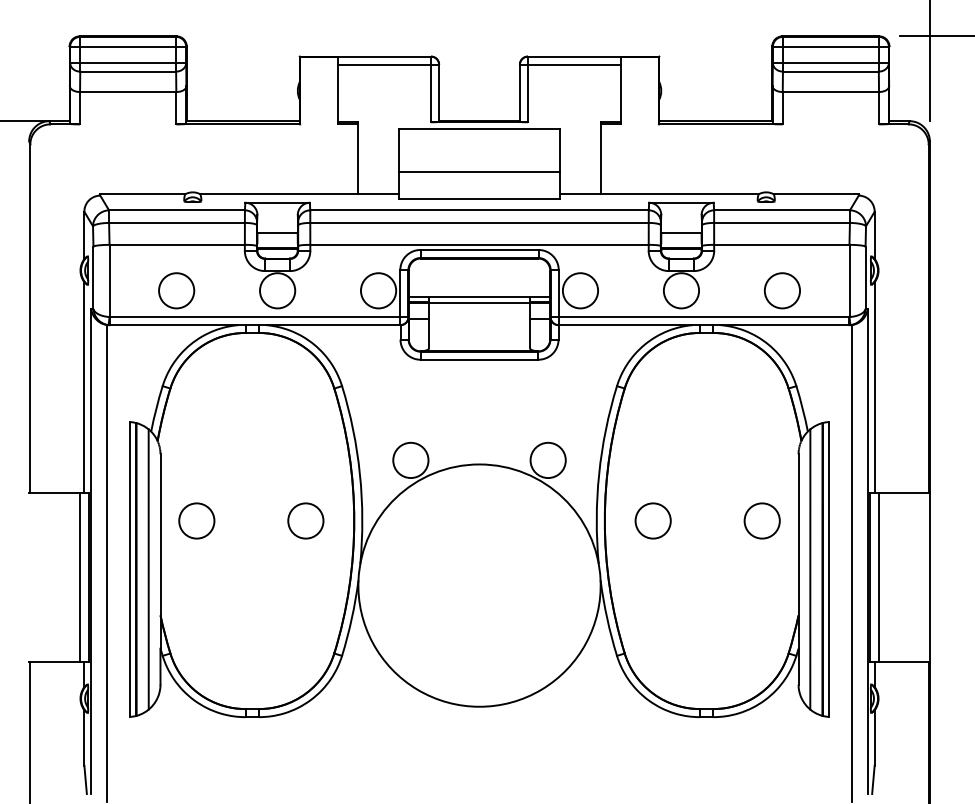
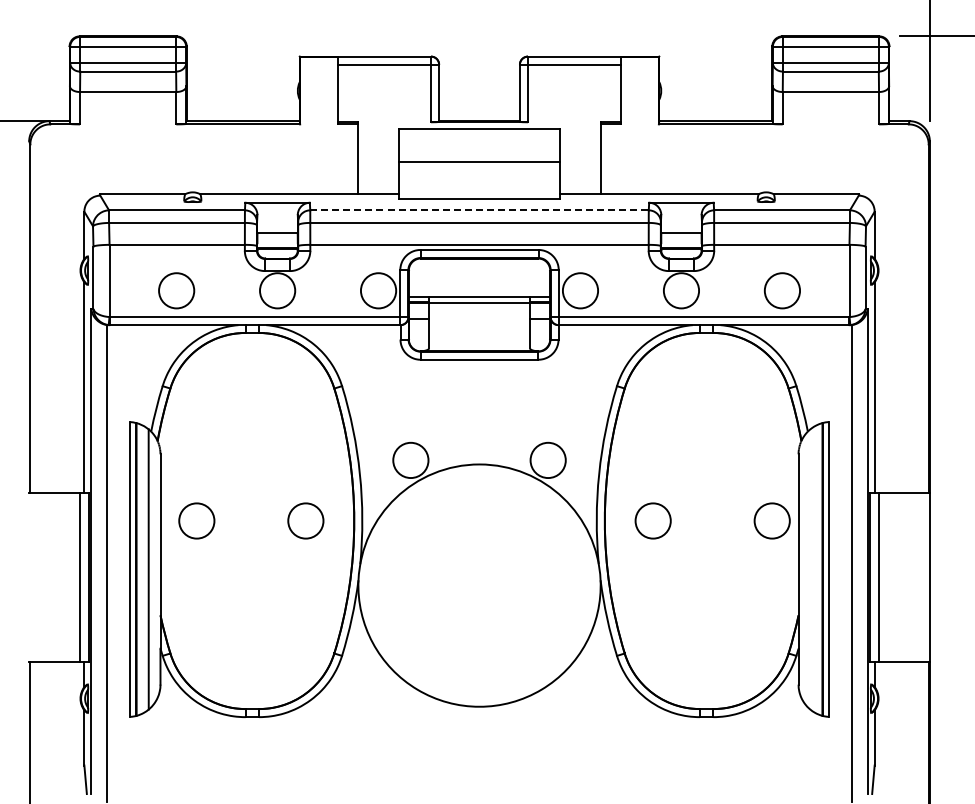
line position: (479, 171) -> (479, 161) (479, 161)
line: solid -> dashed (480, 210)
circle position: (761, 520) -> (771, 520) (771, 520)
line: present -> none (810, 569)
